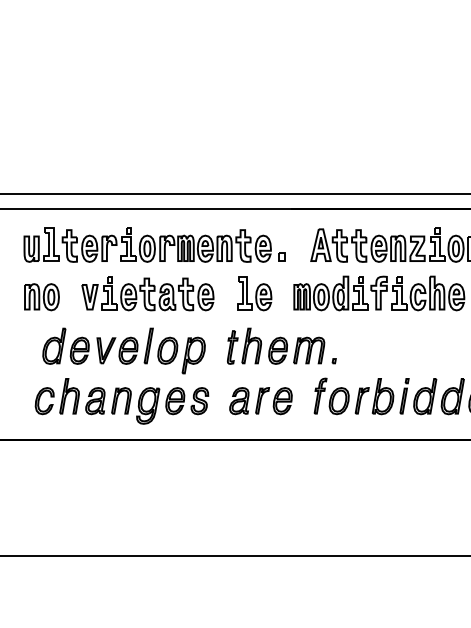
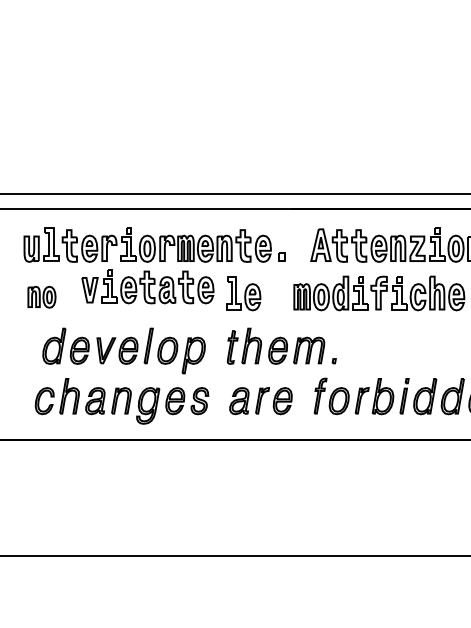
part position: (147, 293) -> (147, 286) (147, 286)
part position: (254, 293) -> (243, 293) (243, 293)
part size: 36x29 px -> 30x24 px (41, 296)
